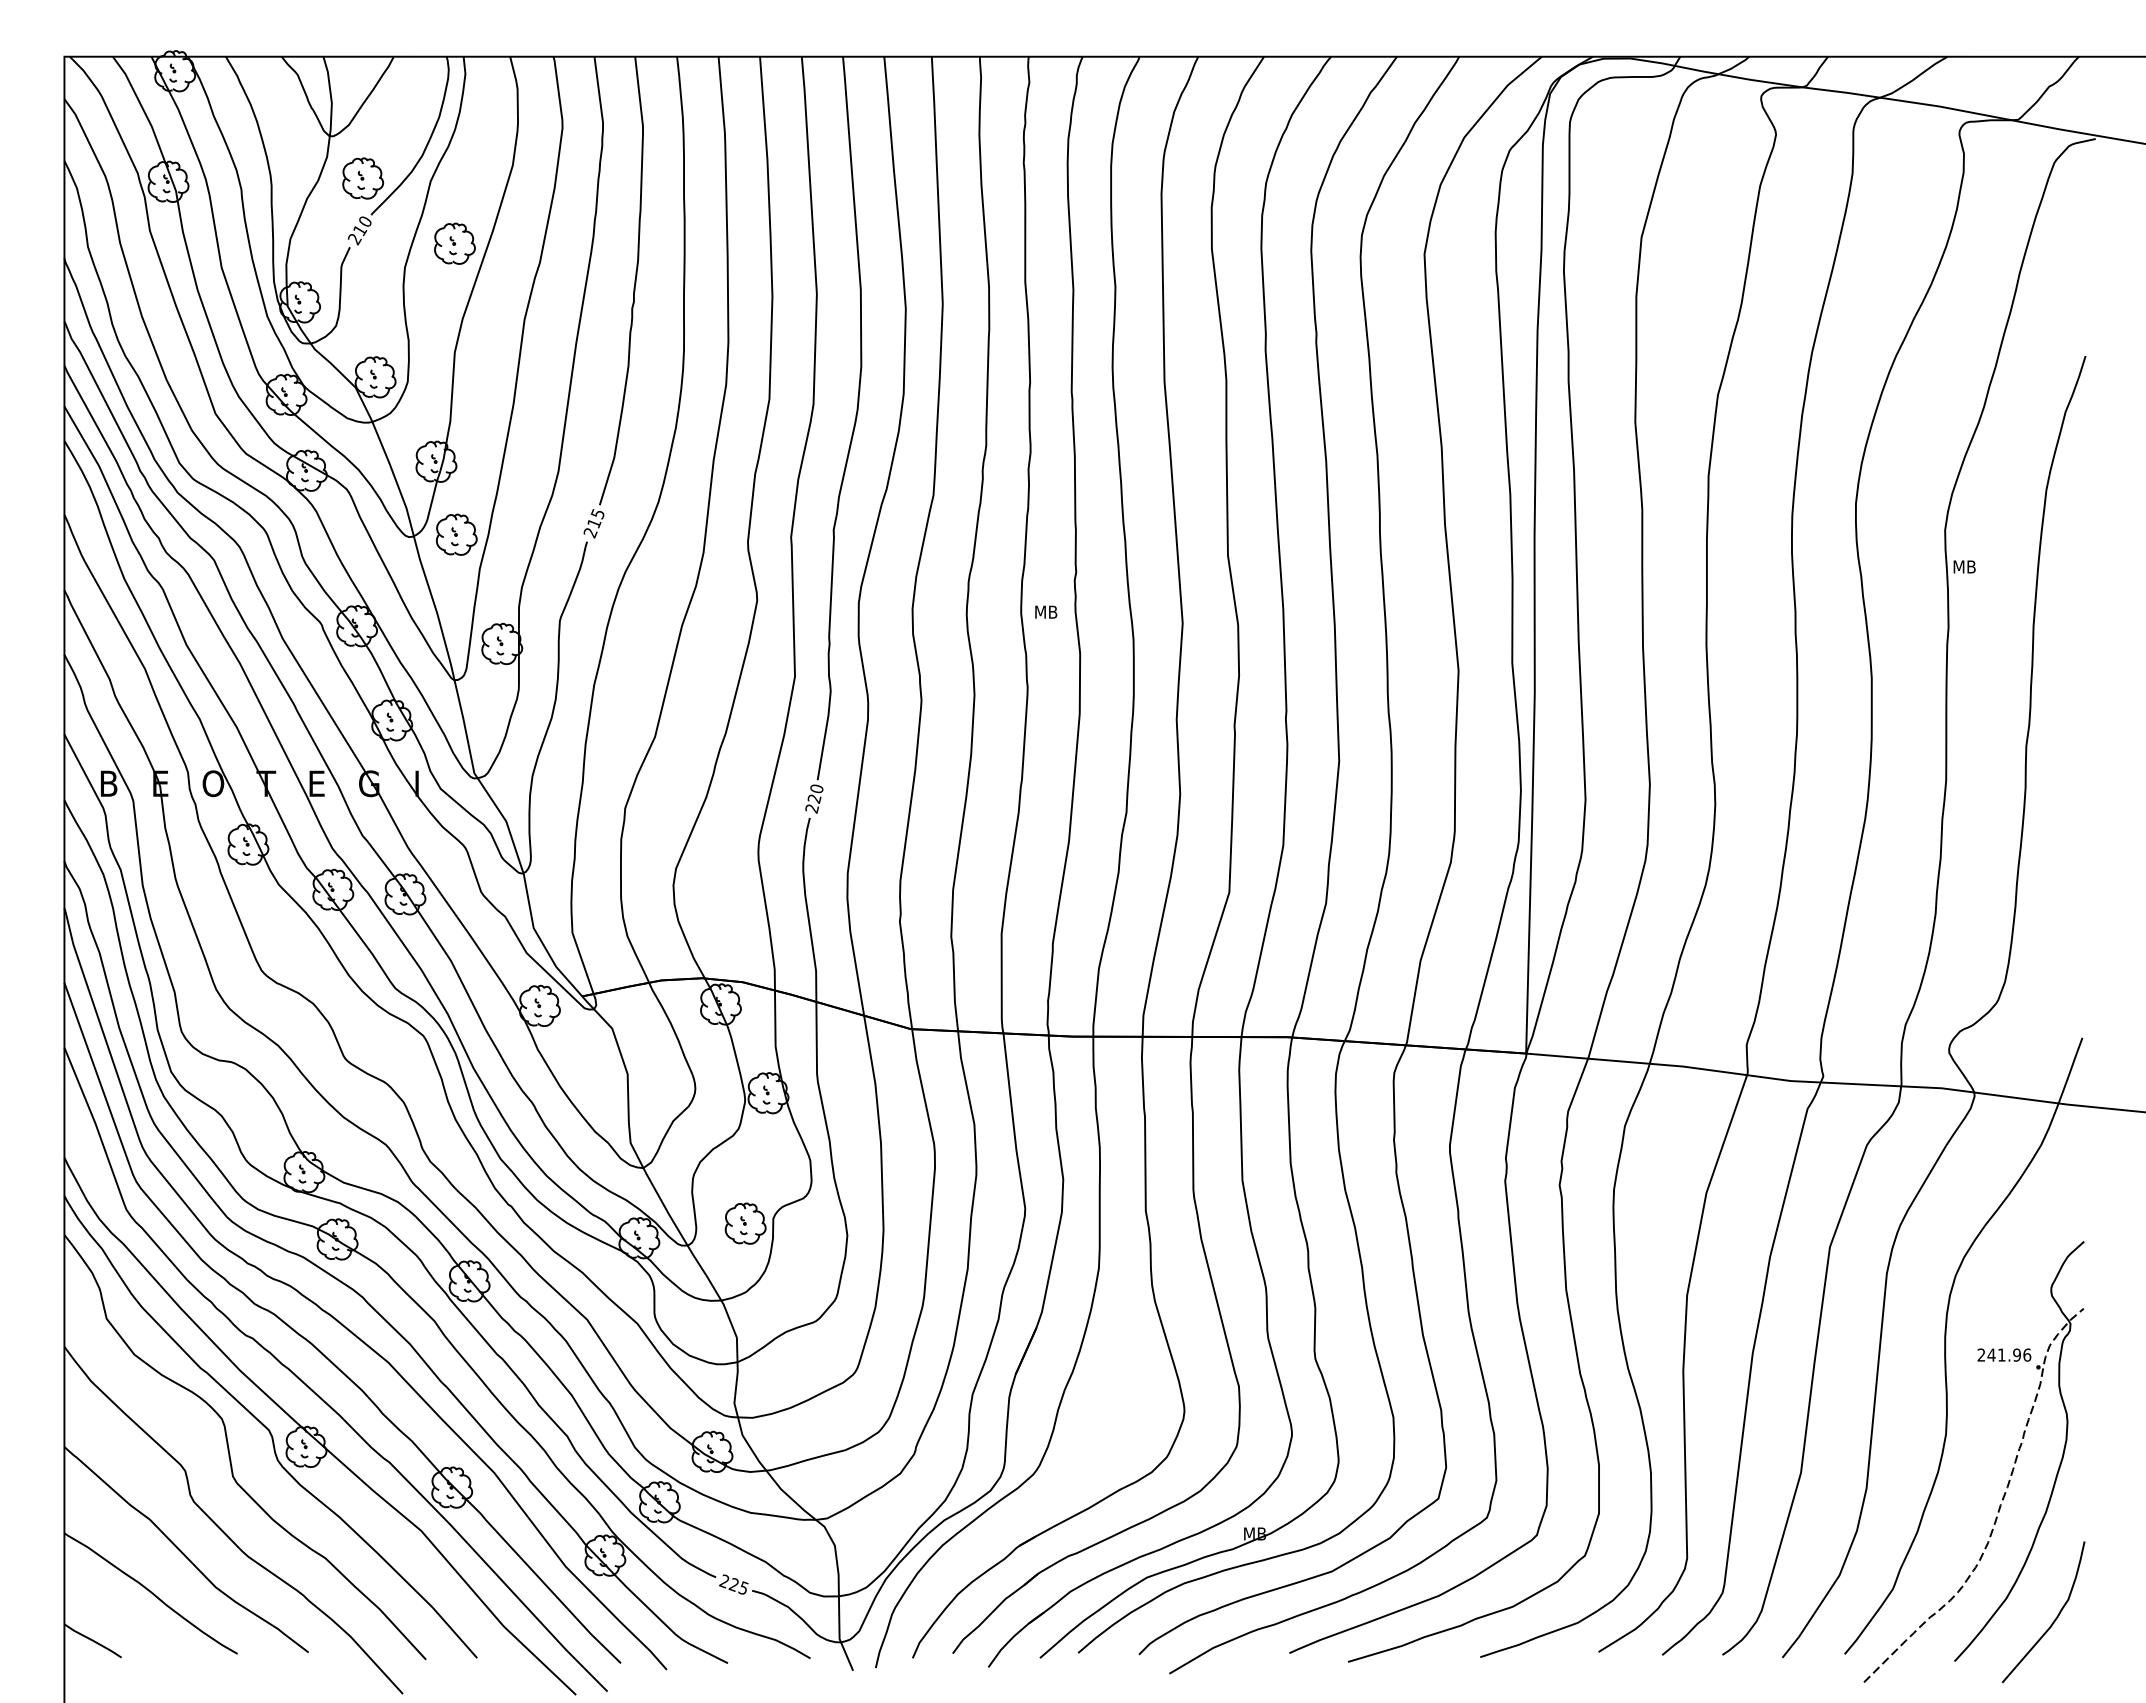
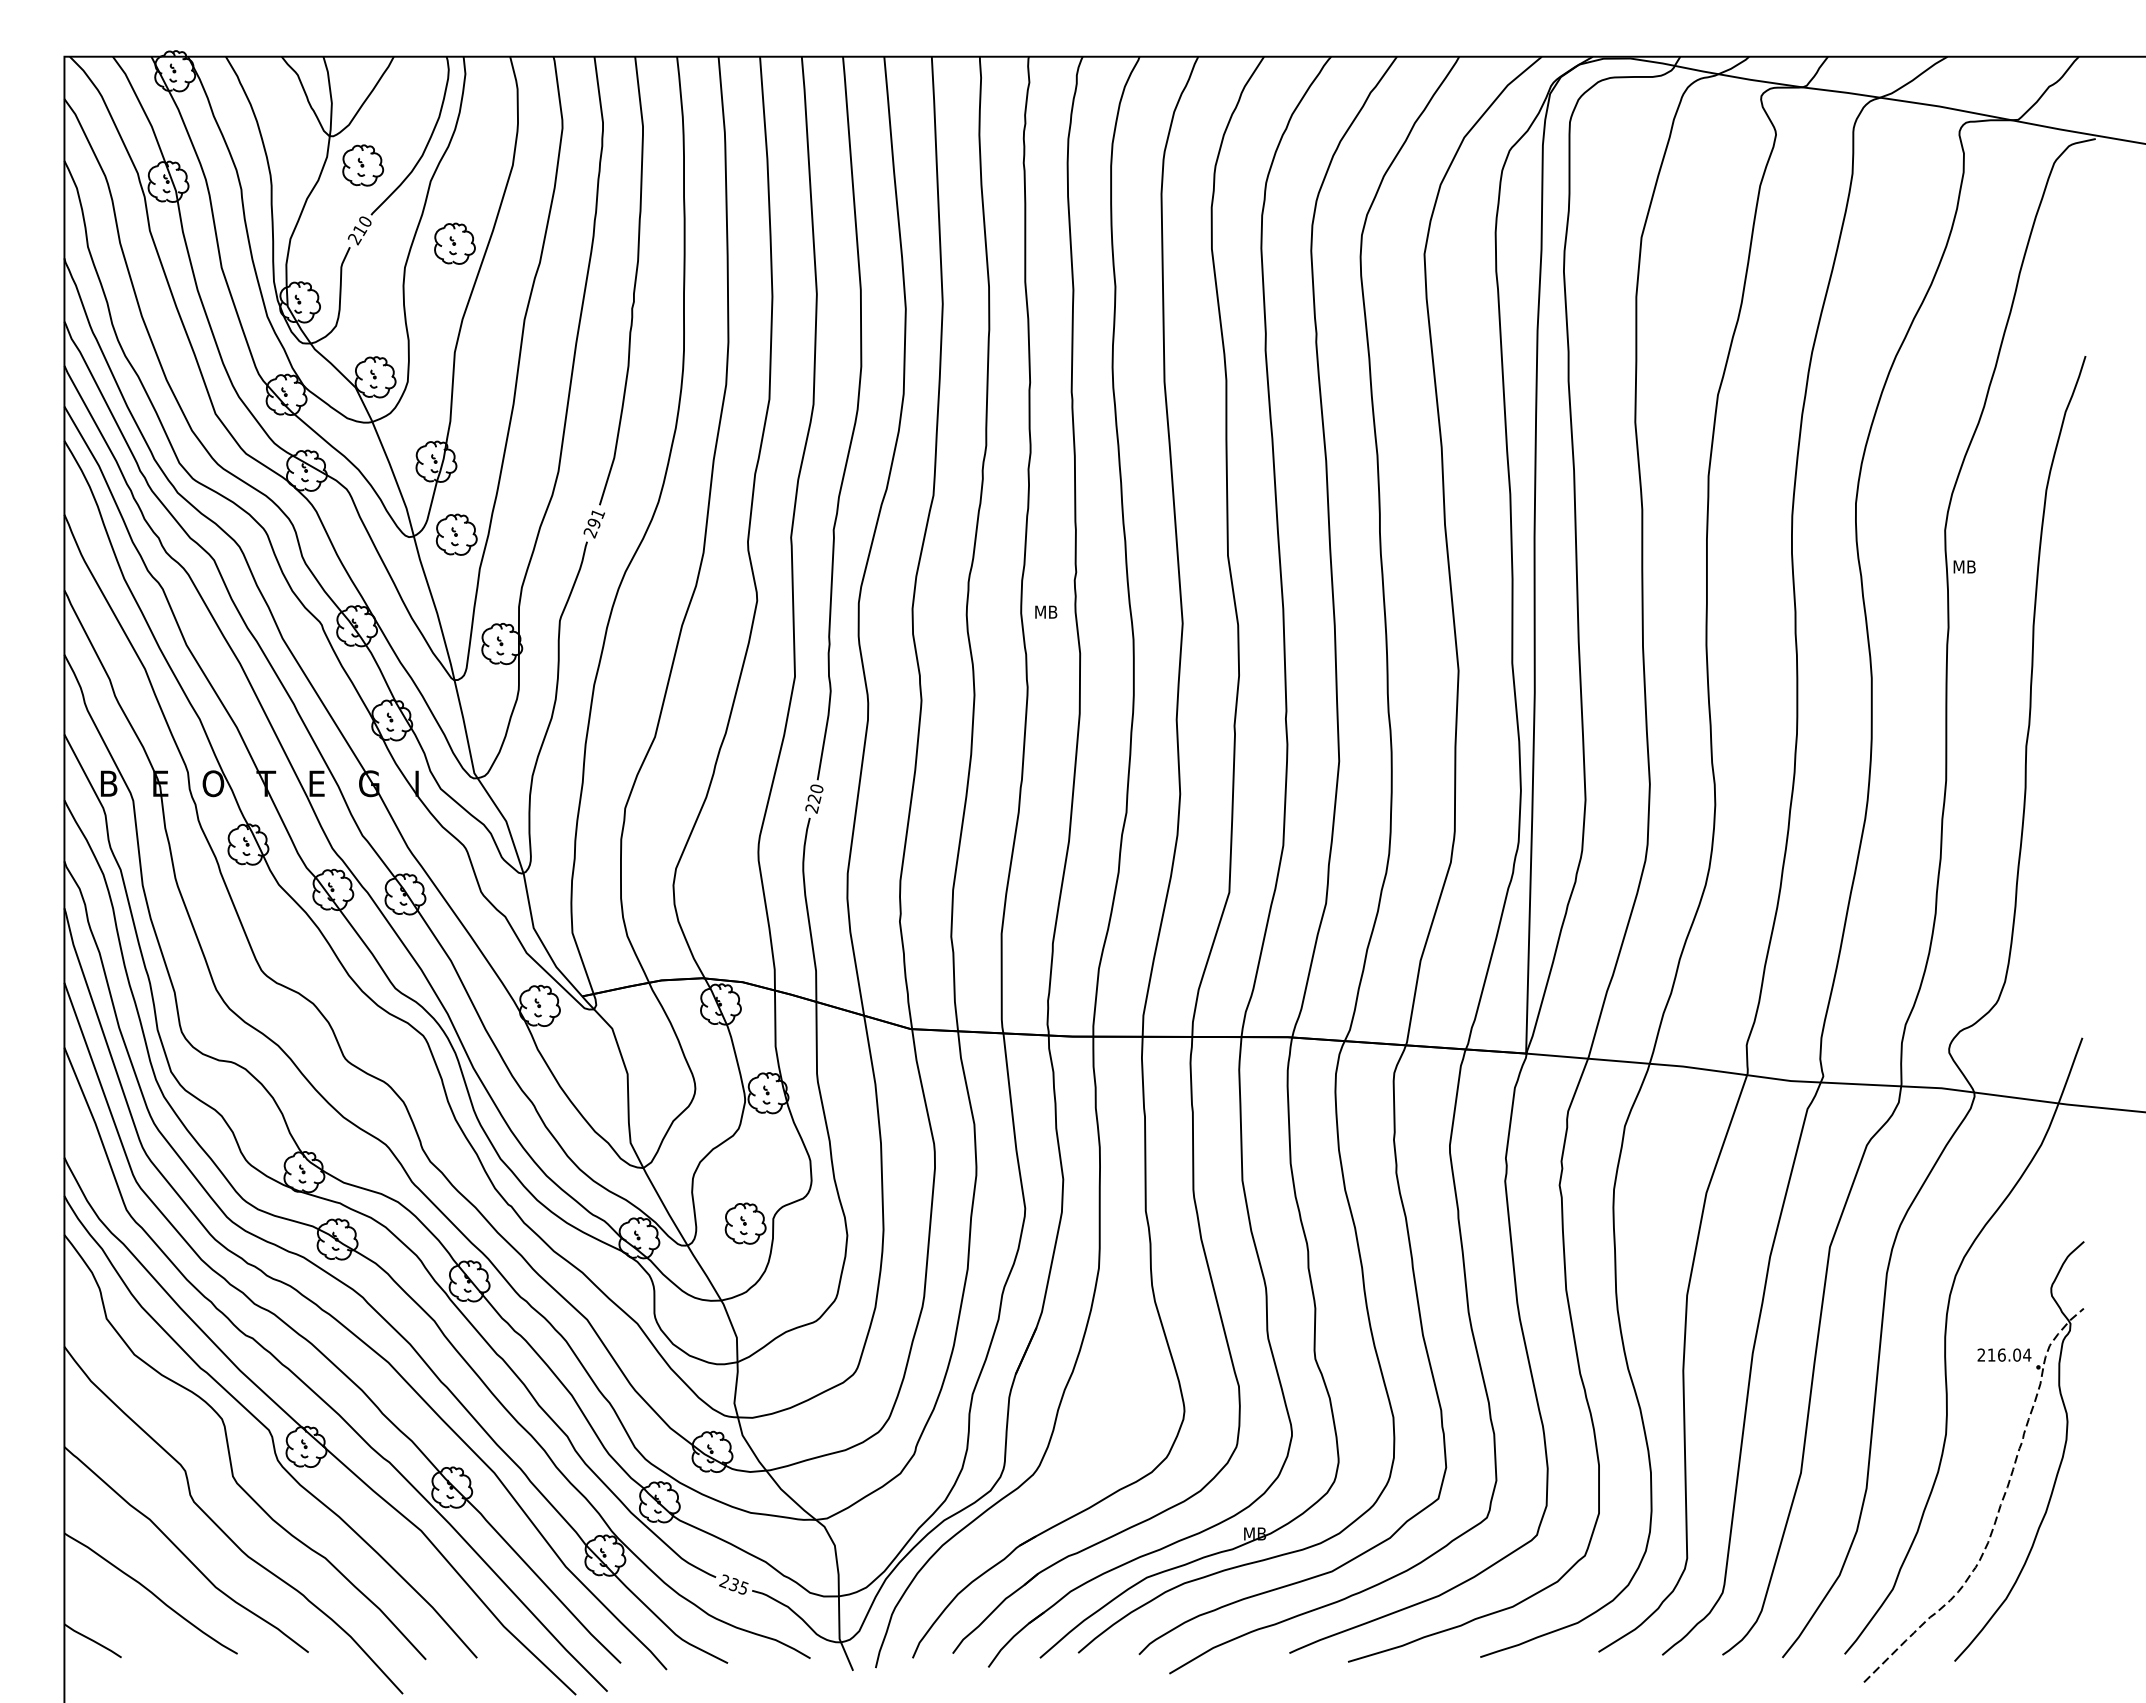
part position: (363, 178) -> (363, 165) (363, 165)
text: 215 -> 291 (596, 518)
text: 241.96 -> 216.04 (2009, 1354)
text: 225 -> 235 (733, 1584)
curve: present -> none (2053, 1620)
